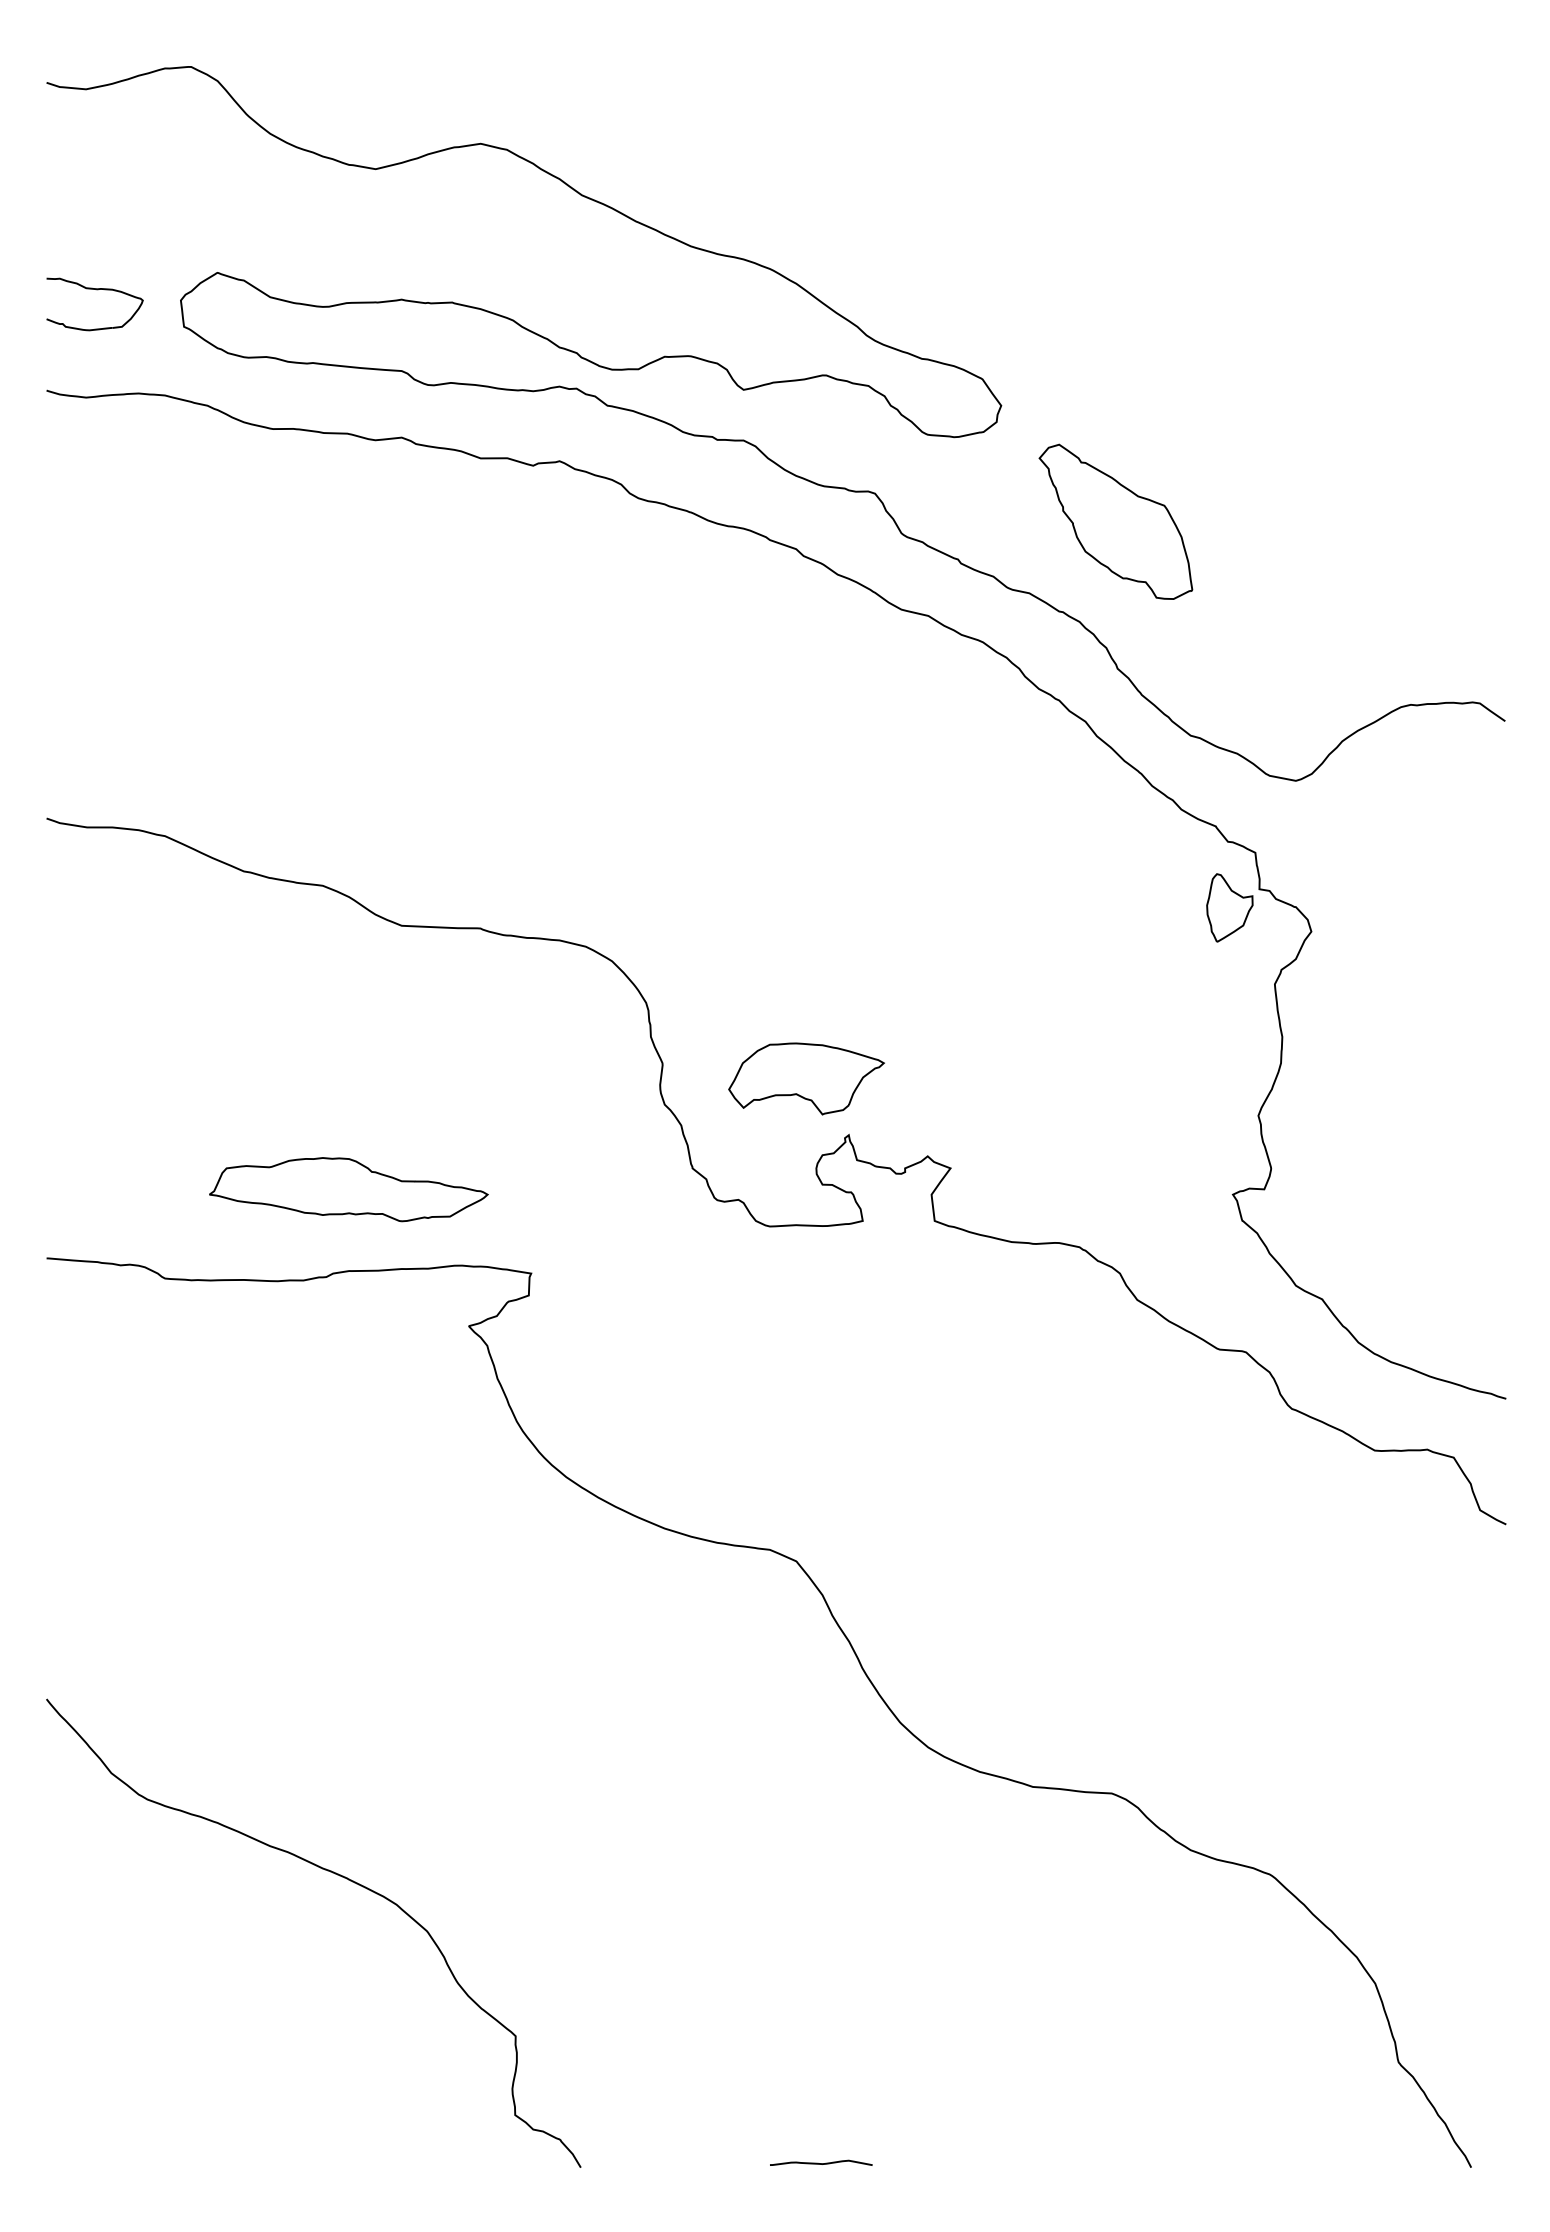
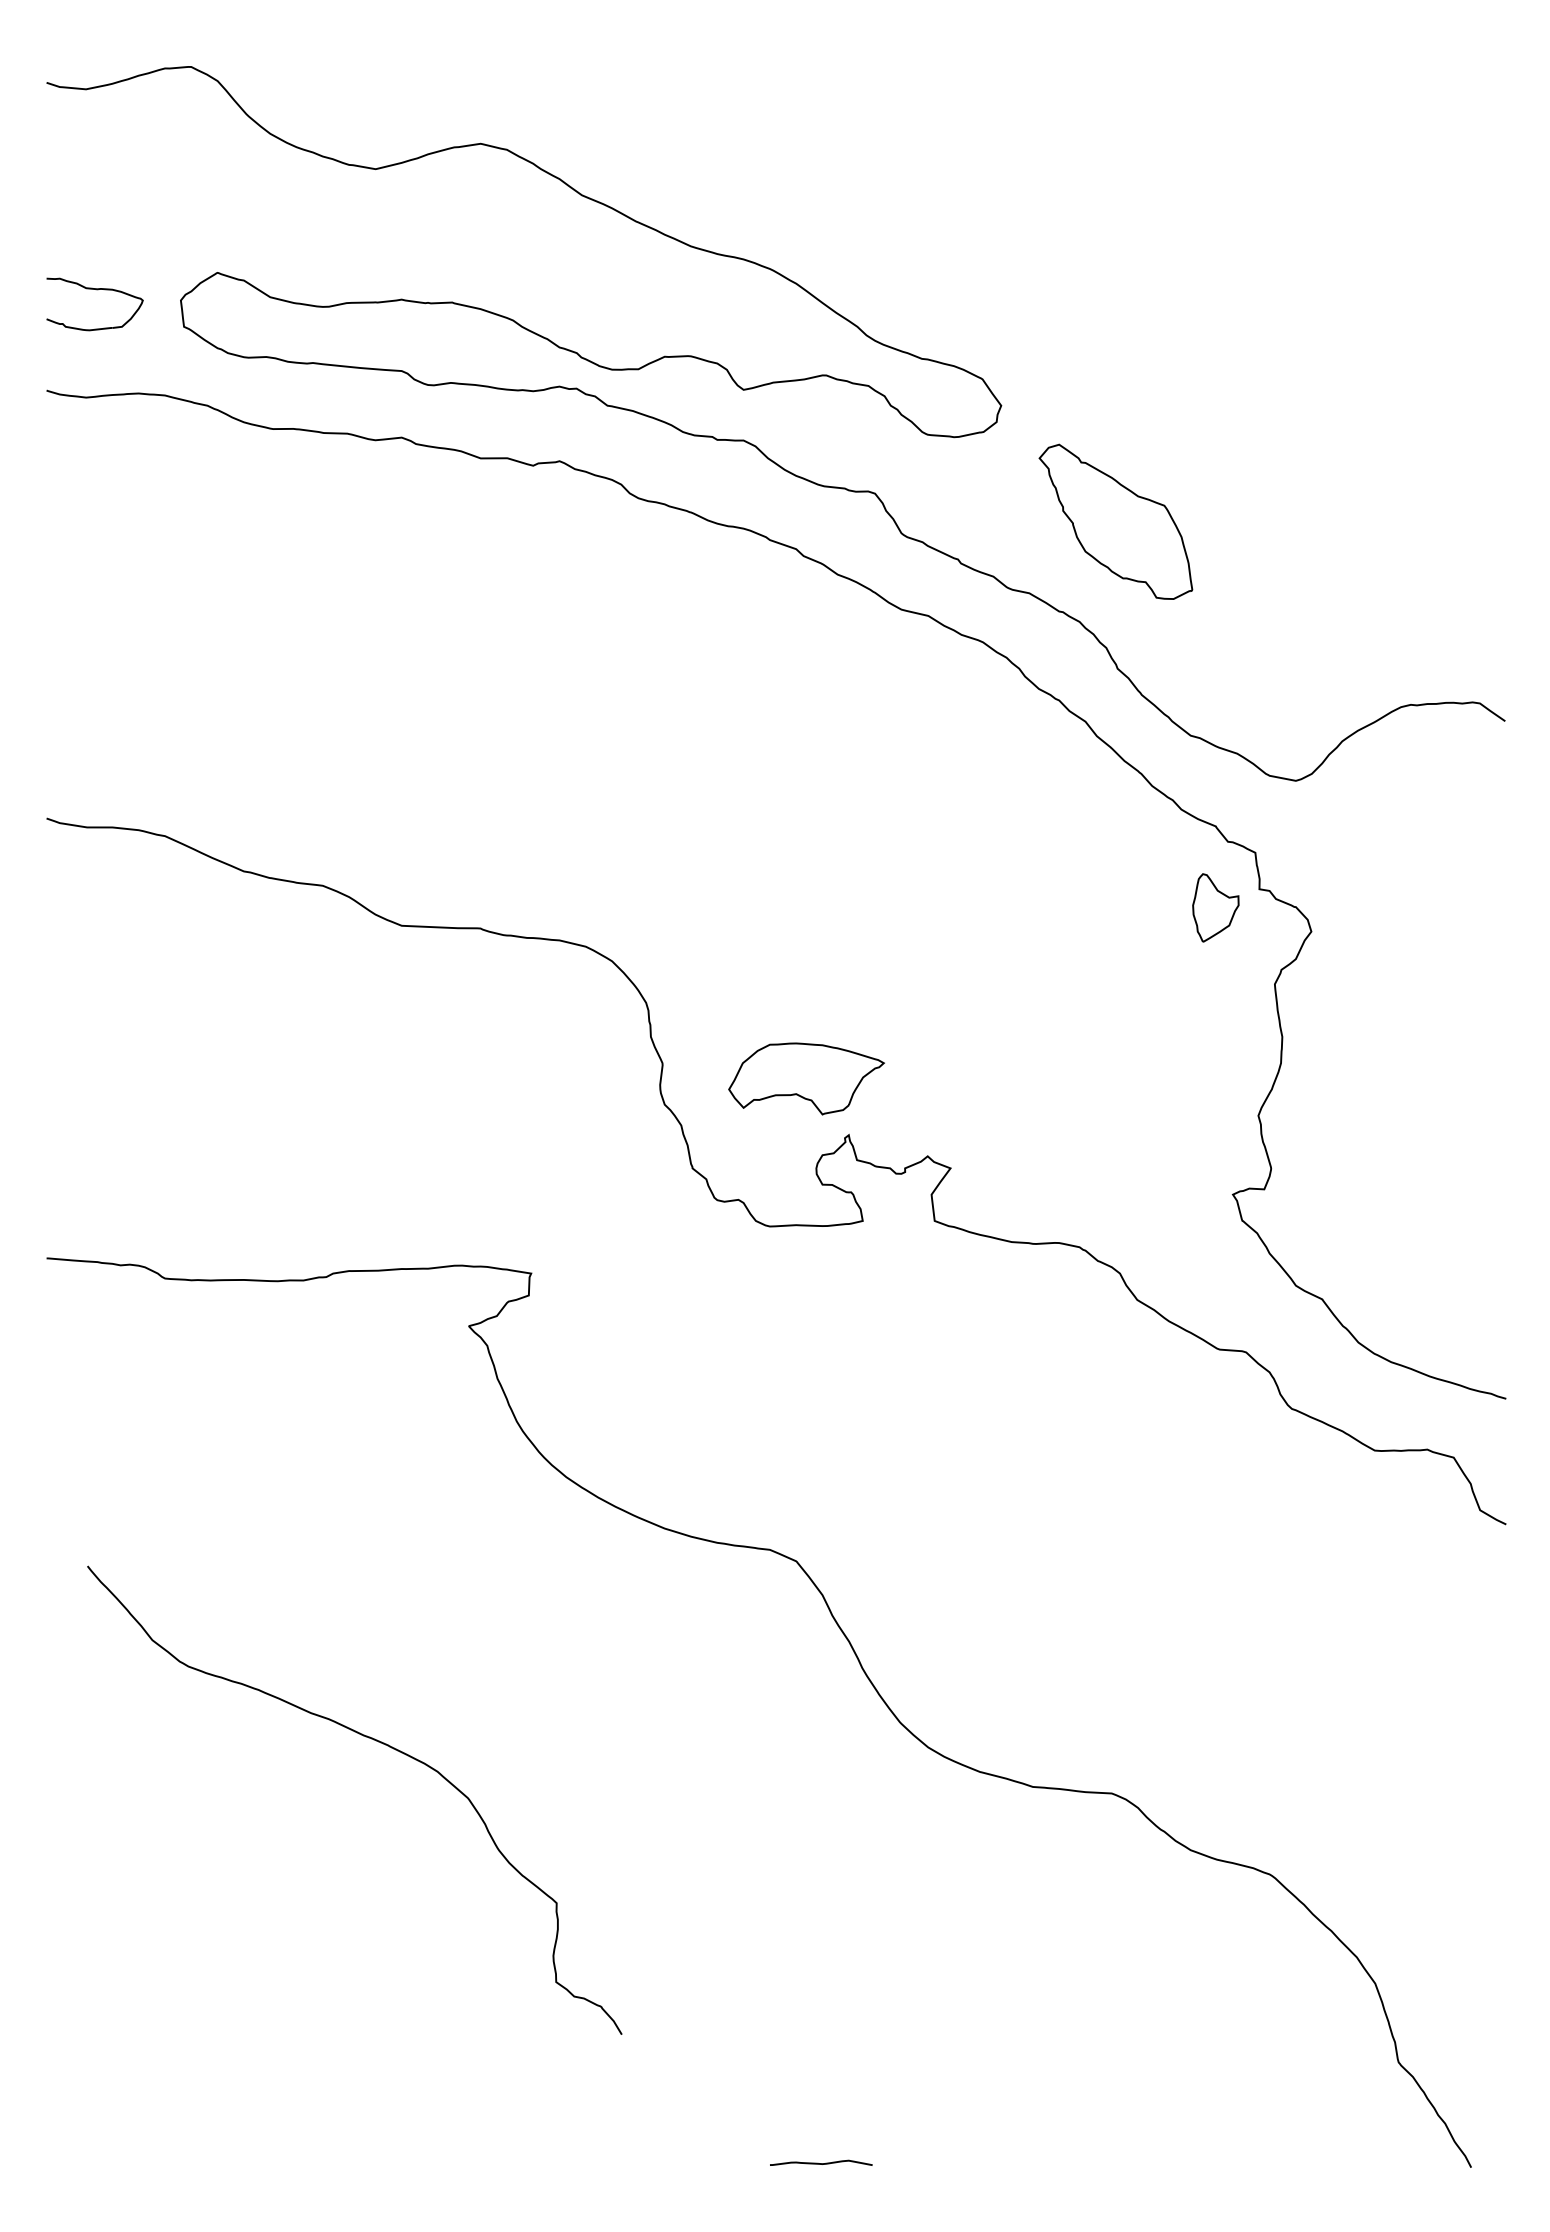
part position: (1229, 907) -> (1215, 907) (1215, 907)
part: present -> none (348, 1189)
curve position: (339, 1876) -> (380, 1743) (380, 1743)
